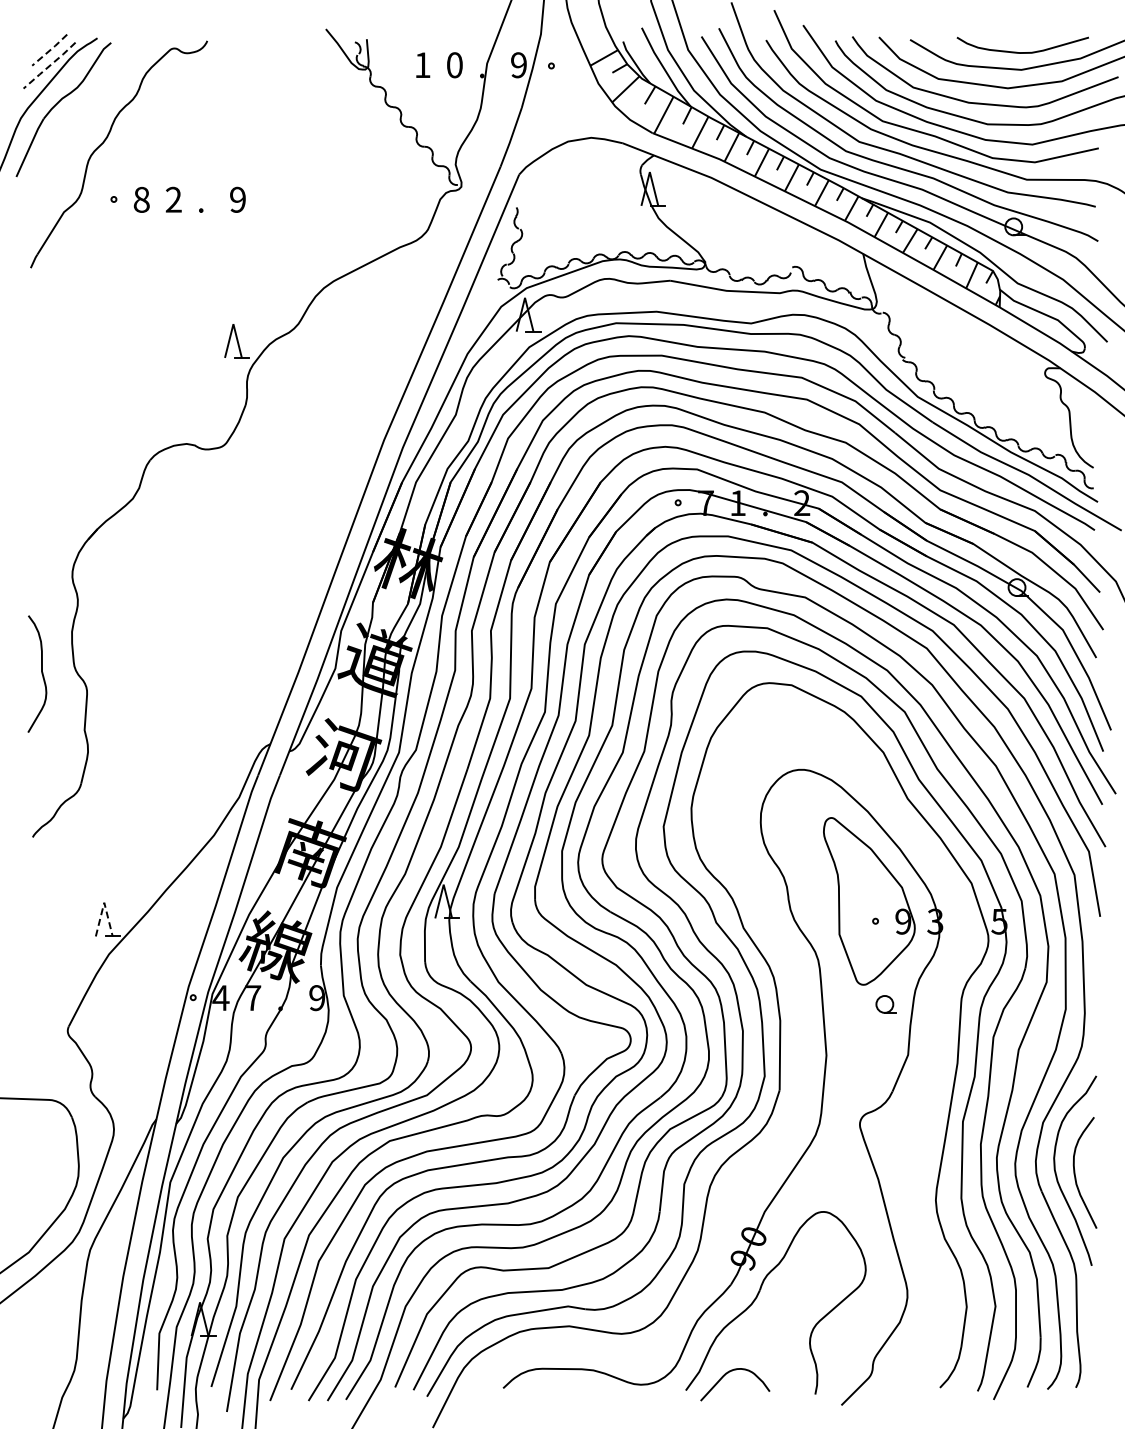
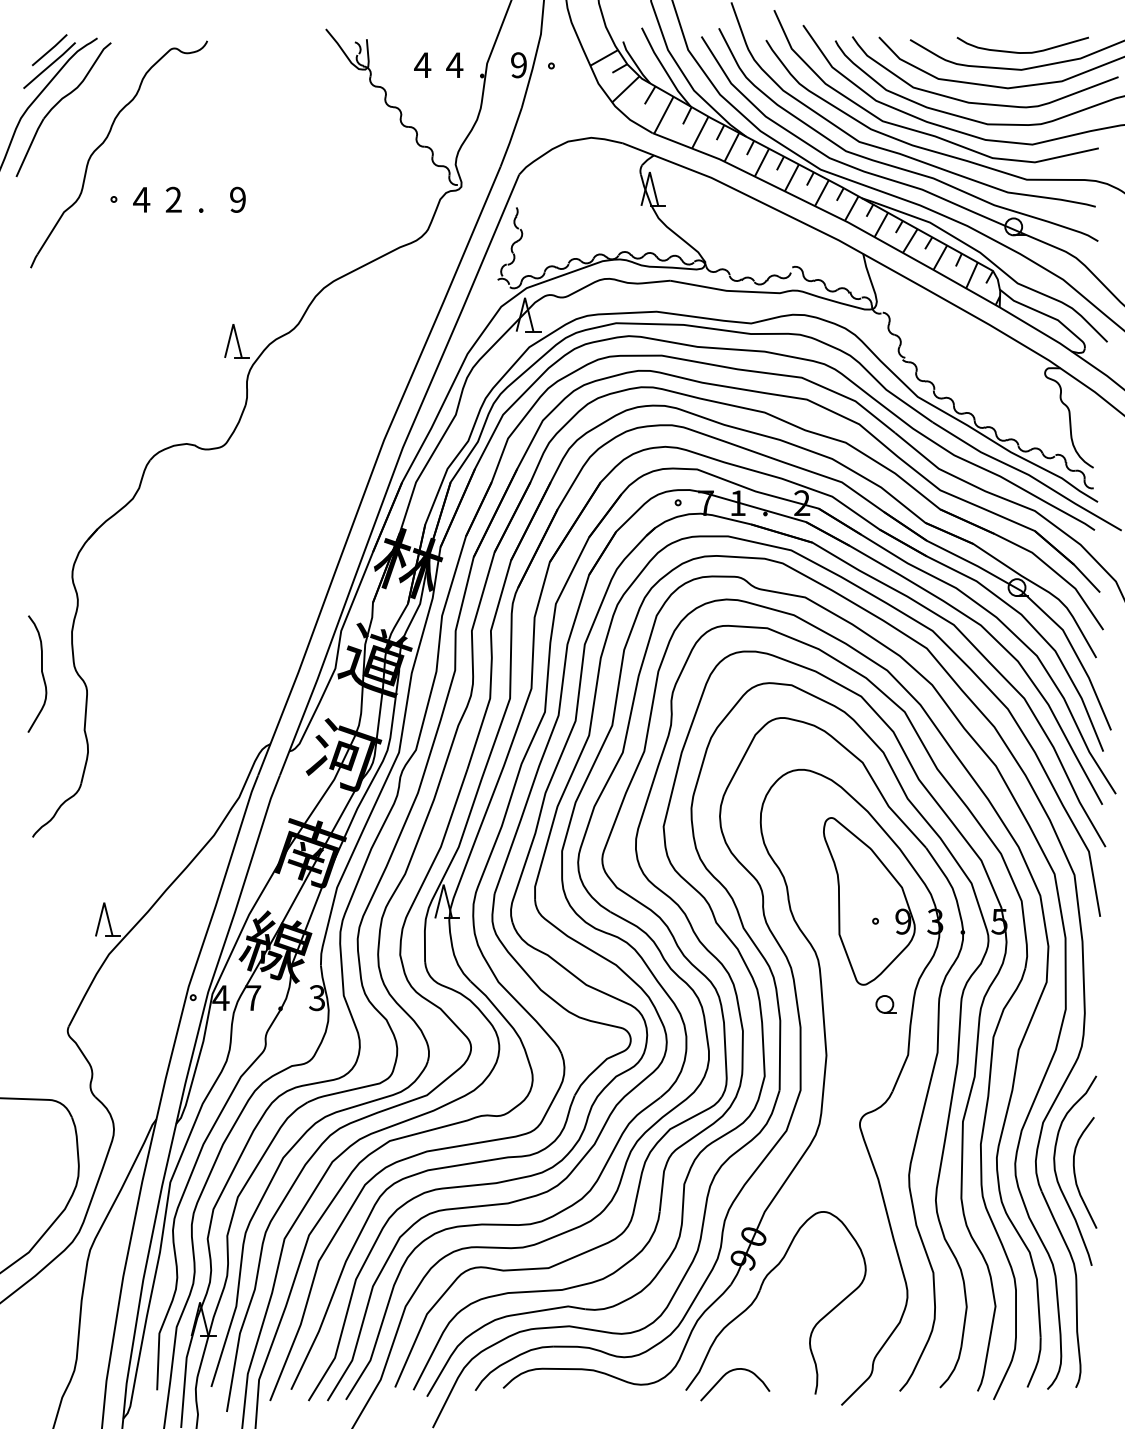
line: dashed -> solid (50, 50)
text: 1 -> 4 (422, 64)
text: 0 -> 4 (454, 65)
line: dashed -> solid (49, 66)
text: 8 -> 4 (141, 199)
line: dashed -> solid (104, 902)
text: 9 -> 3 (317, 998)
part: none -> present (799, 1054)
